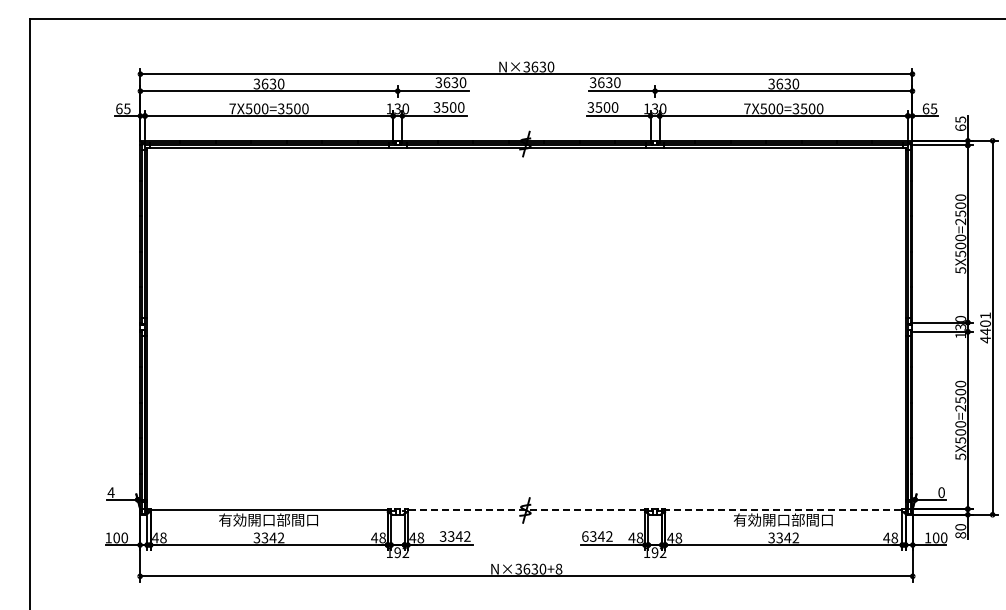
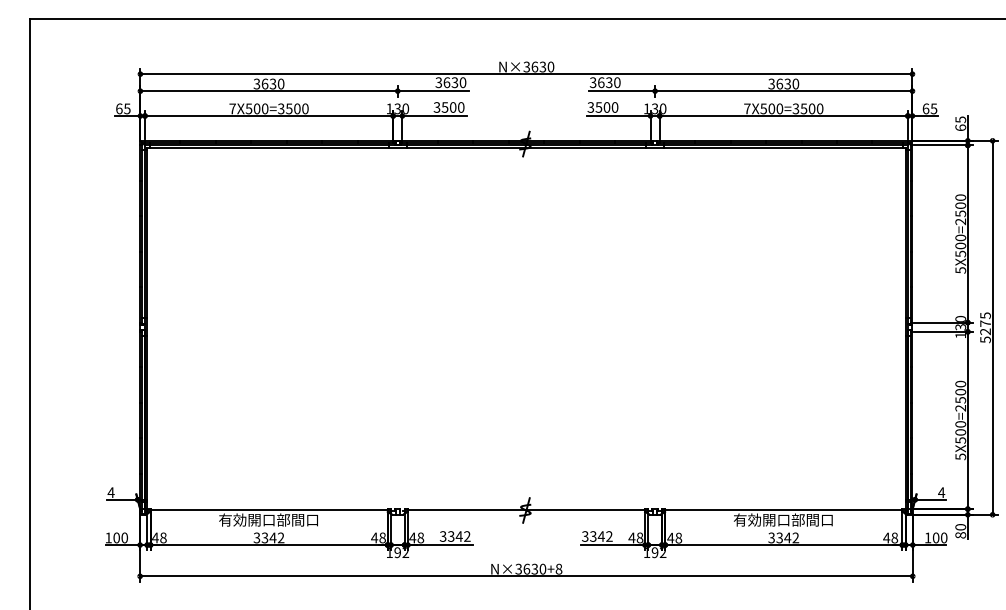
text: 4401 -> 5275 (985, 327)
text: 0 -> 4 (941, 492)
line: dashed -> solid (526, 510)
line: dashed -> solid (783, 510)
text: 6342 -> 3342 (585, 536)
